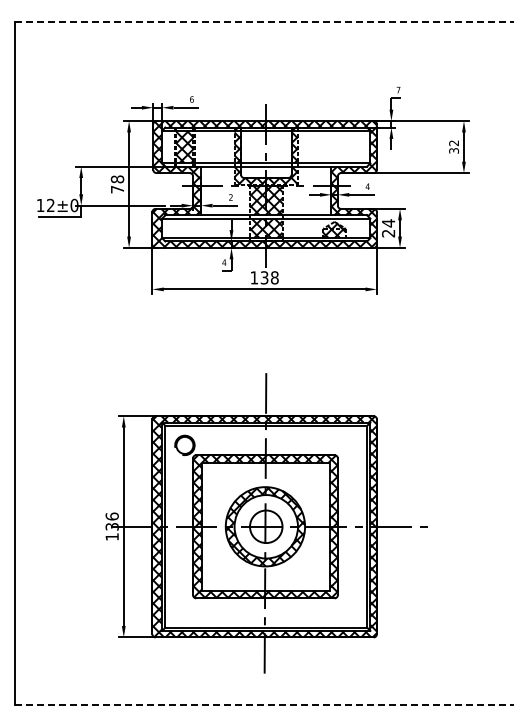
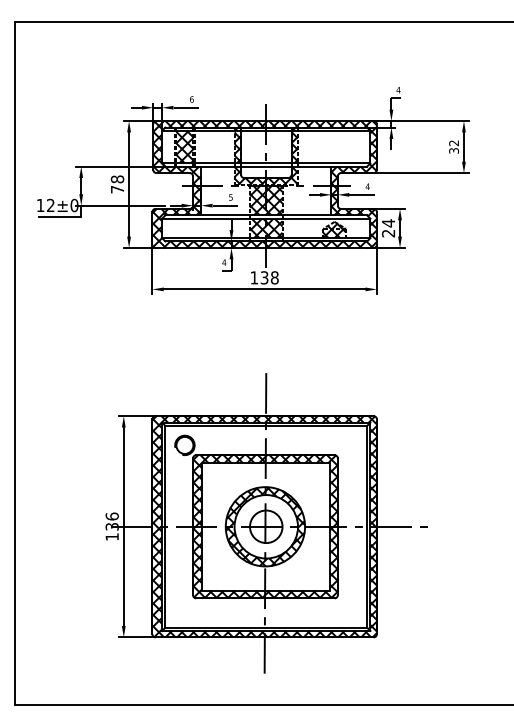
line: dashed -> solid (264, 21)
text: 7 -> 4 (398, 89)
text: 2 -> 5 (230, 197)
line: dashed -> solid (264, 705)
